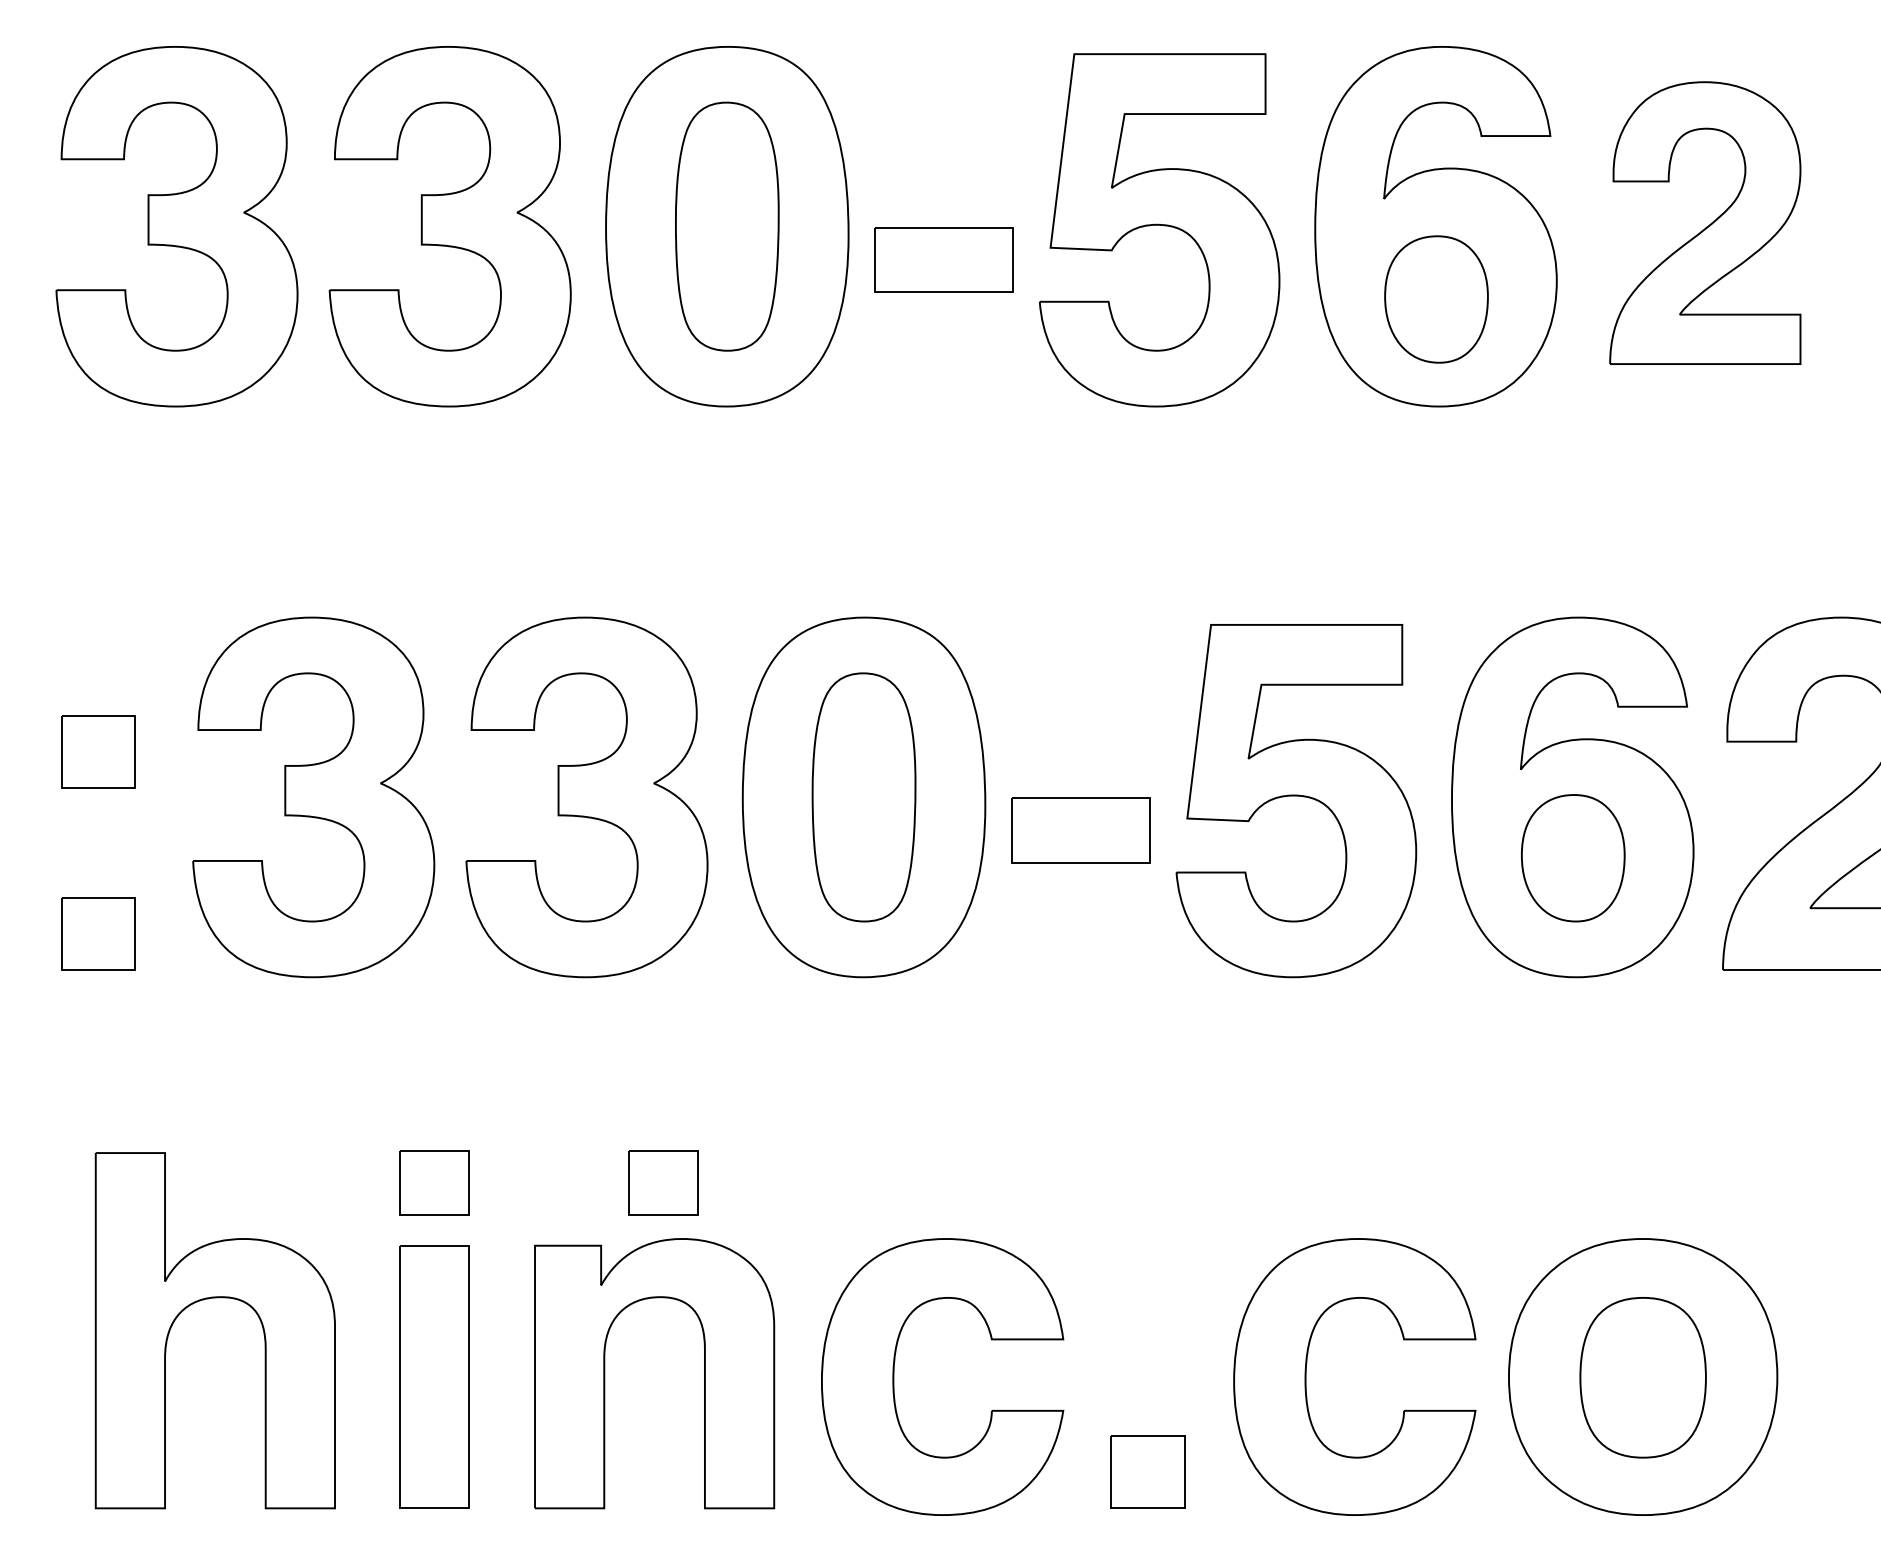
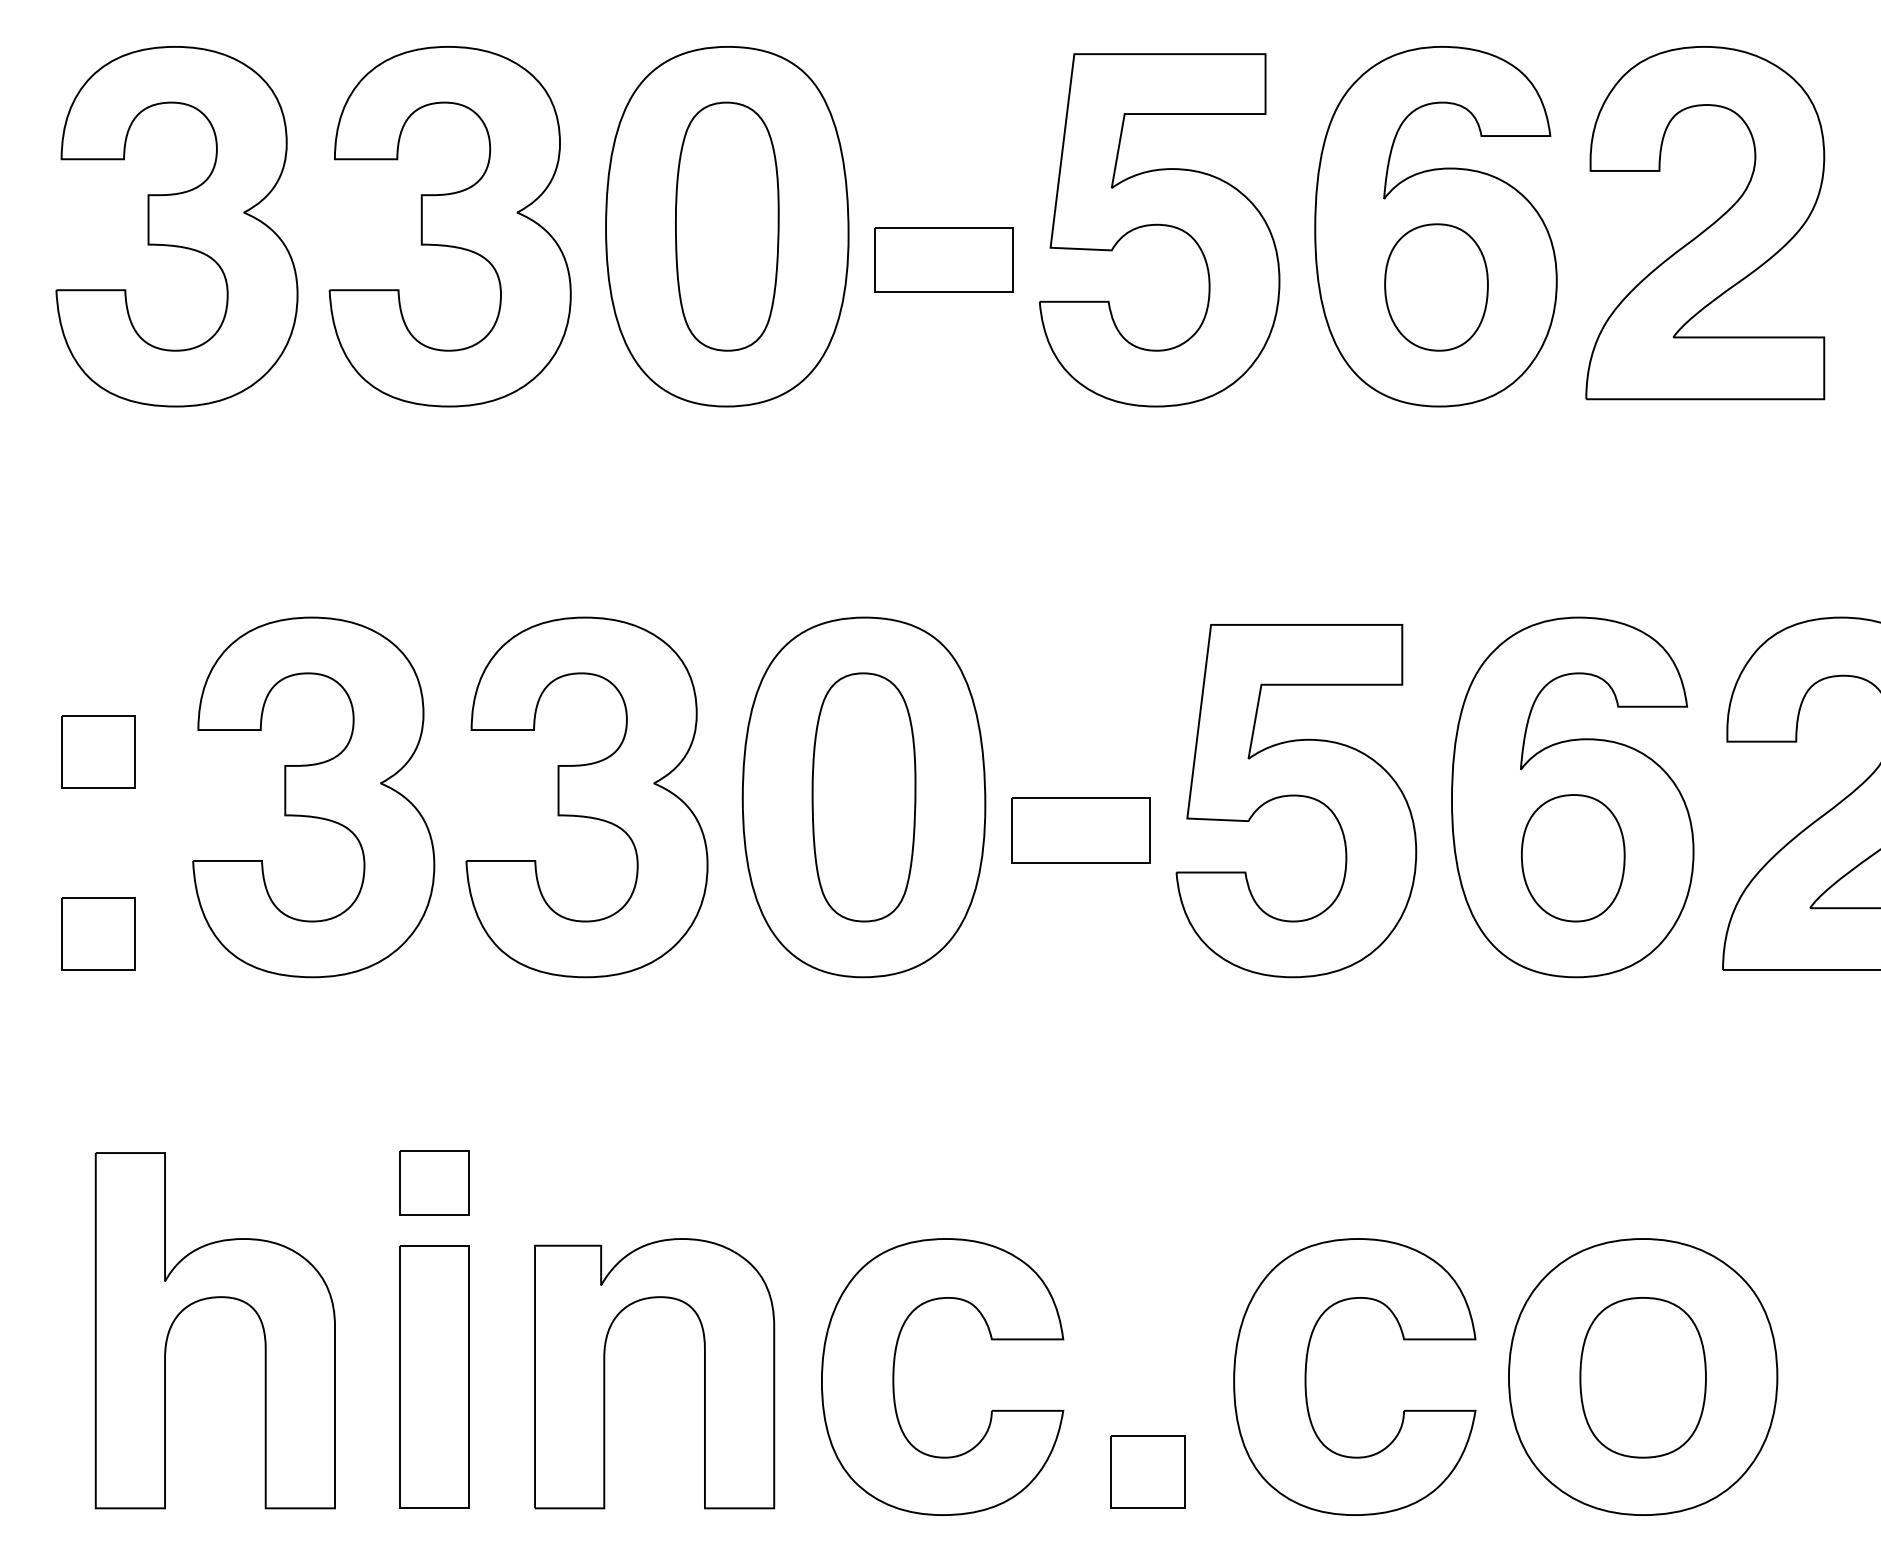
part size: 193x284 px -> 241x355 px (1705, 223)
part position: (1436, 299) -> (1436, 287) (1436, 287)
part: present -> none (663, 1182)
